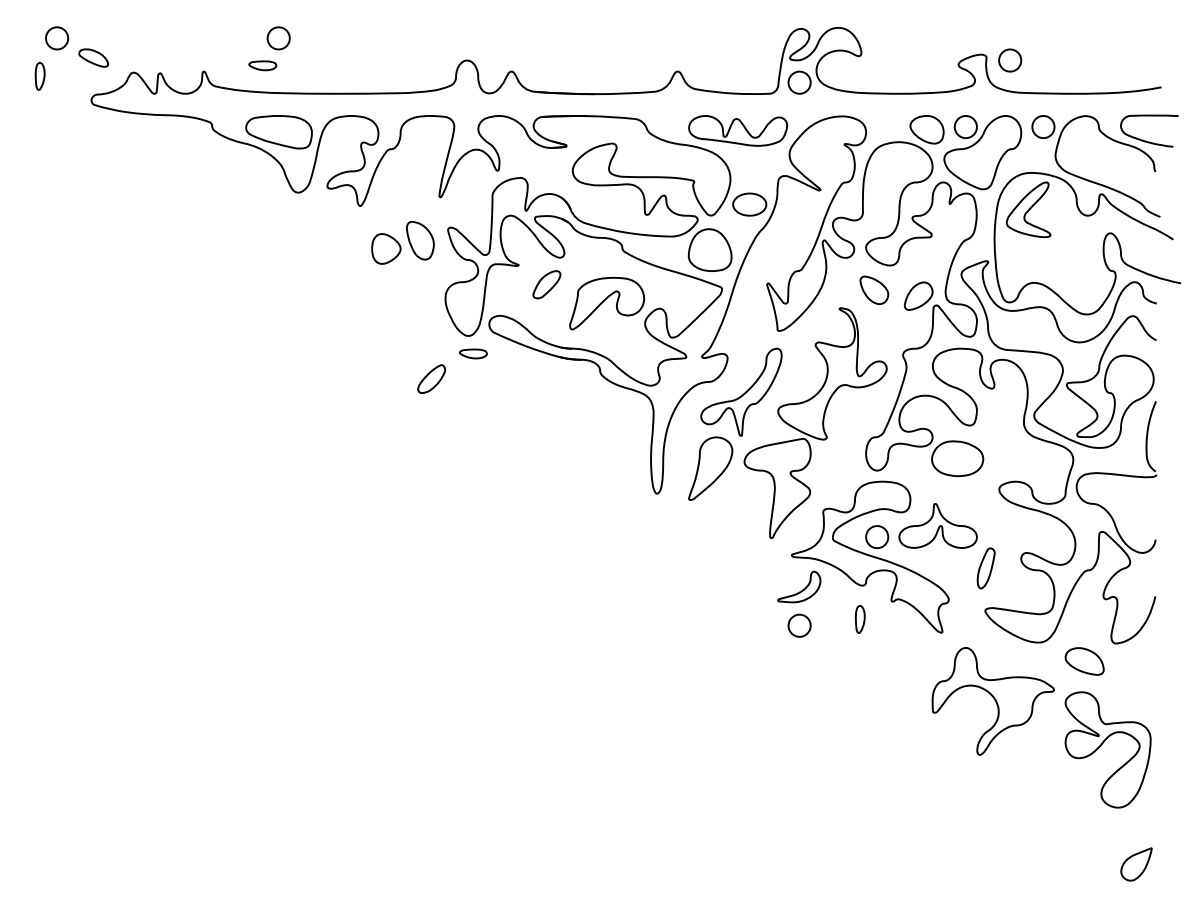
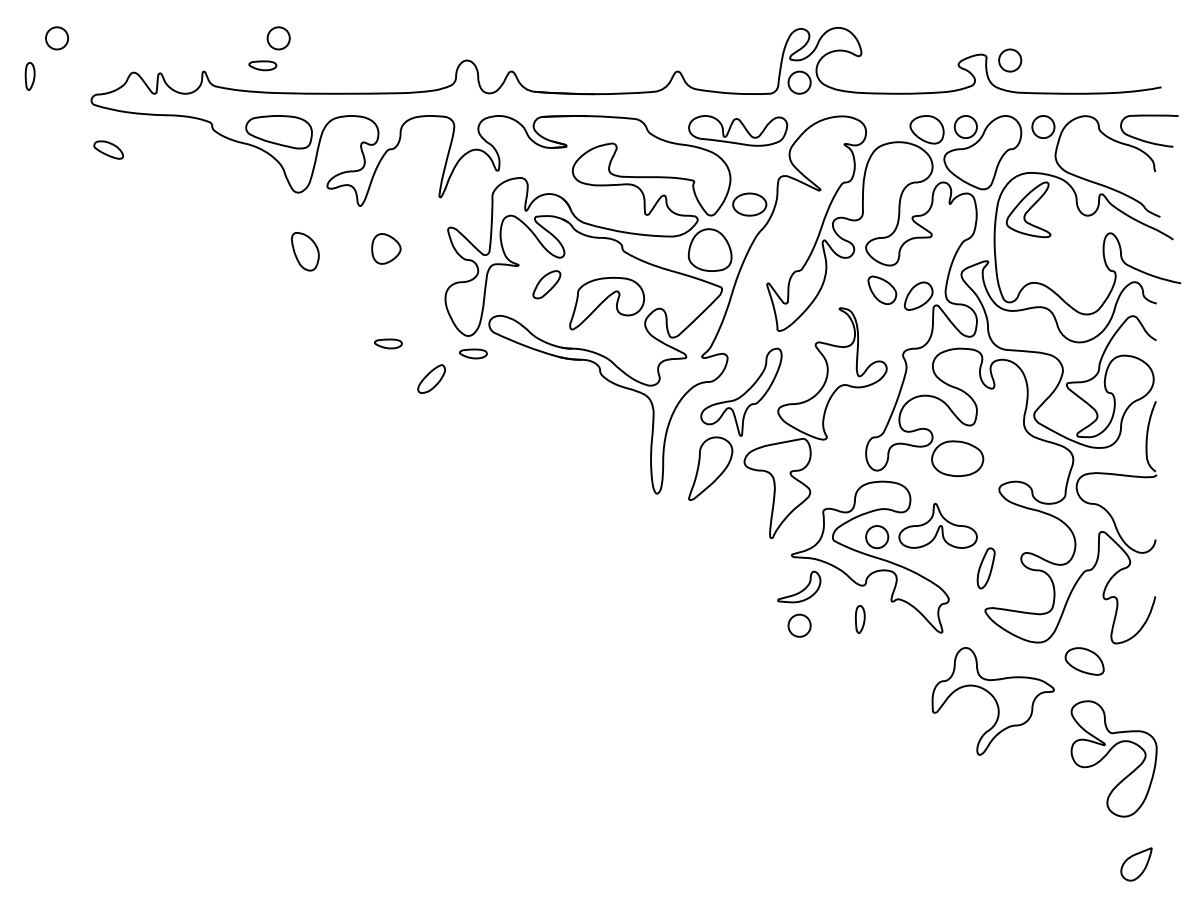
part position: (93, 57) -> (108, 149) (108, 149)
part position: (39, 76) -> (29, 76) (29, 76)
part position: (420, 240) -> (305, 251) (305, 251)
part position: (874, 289) -> (882, 289) (882, 289)
part: none -> present (388, 343)
part position: (1101, 746) -> (1107, 755) (1107, 755)
